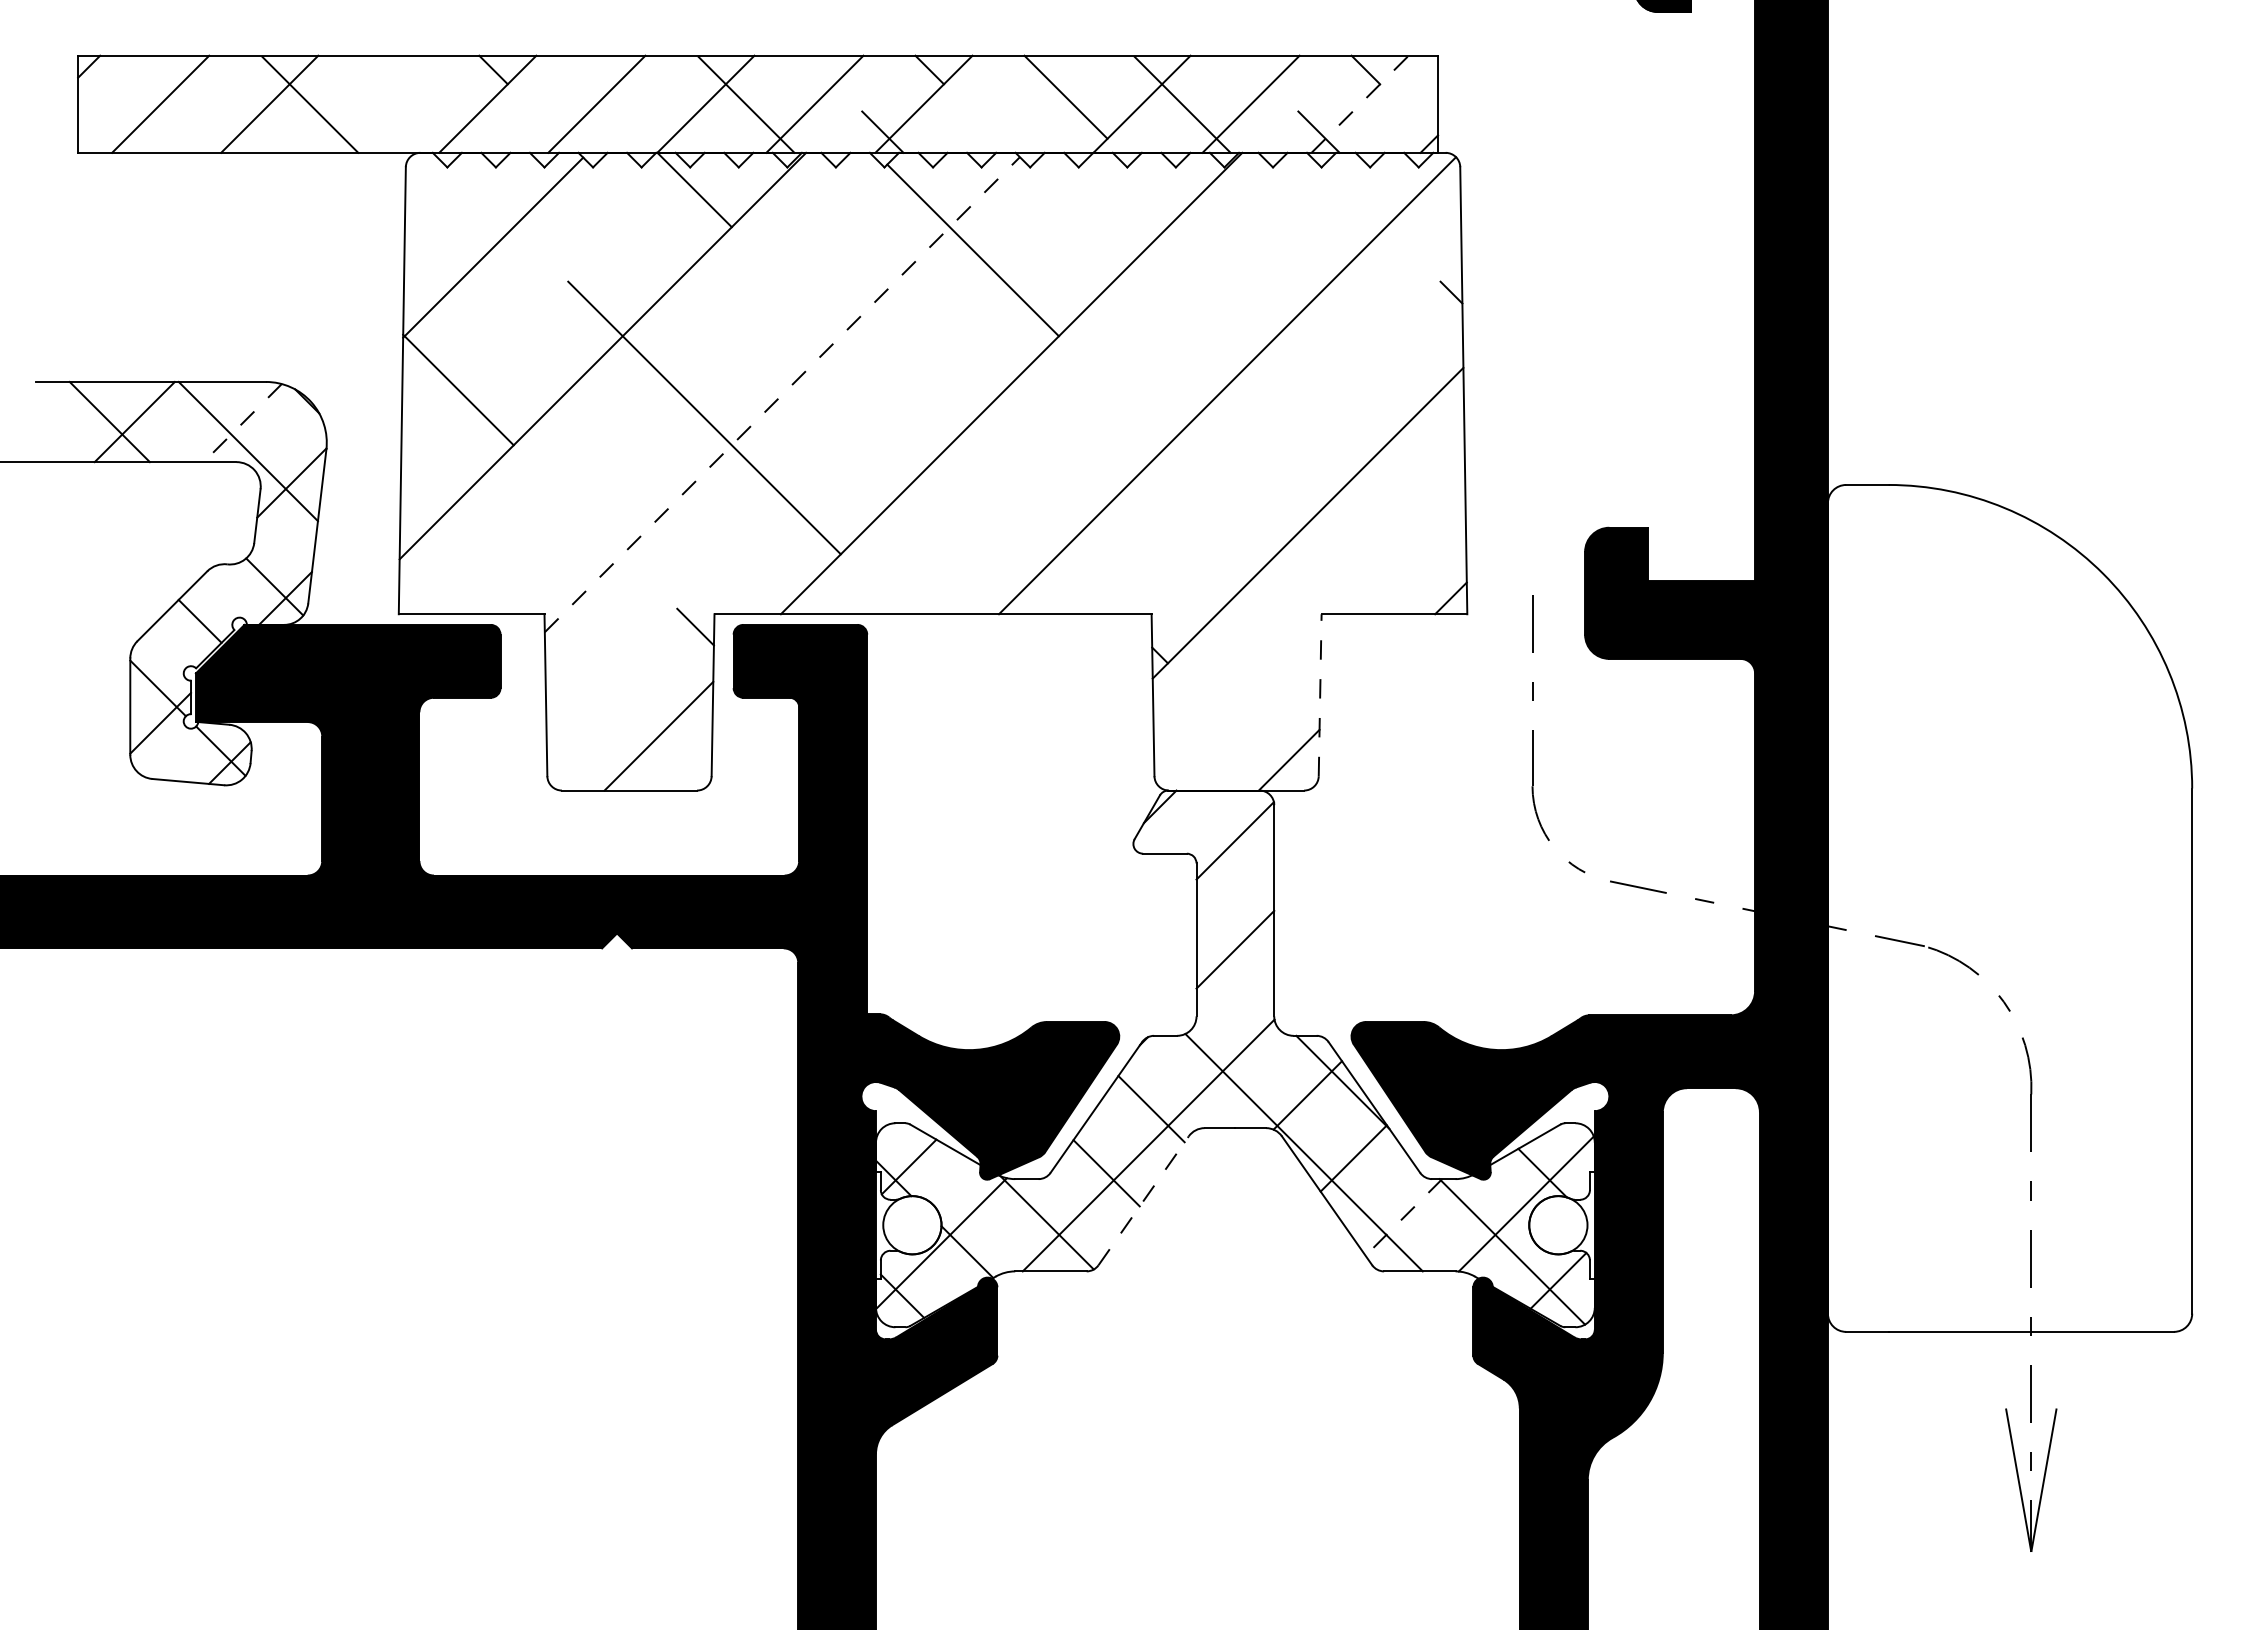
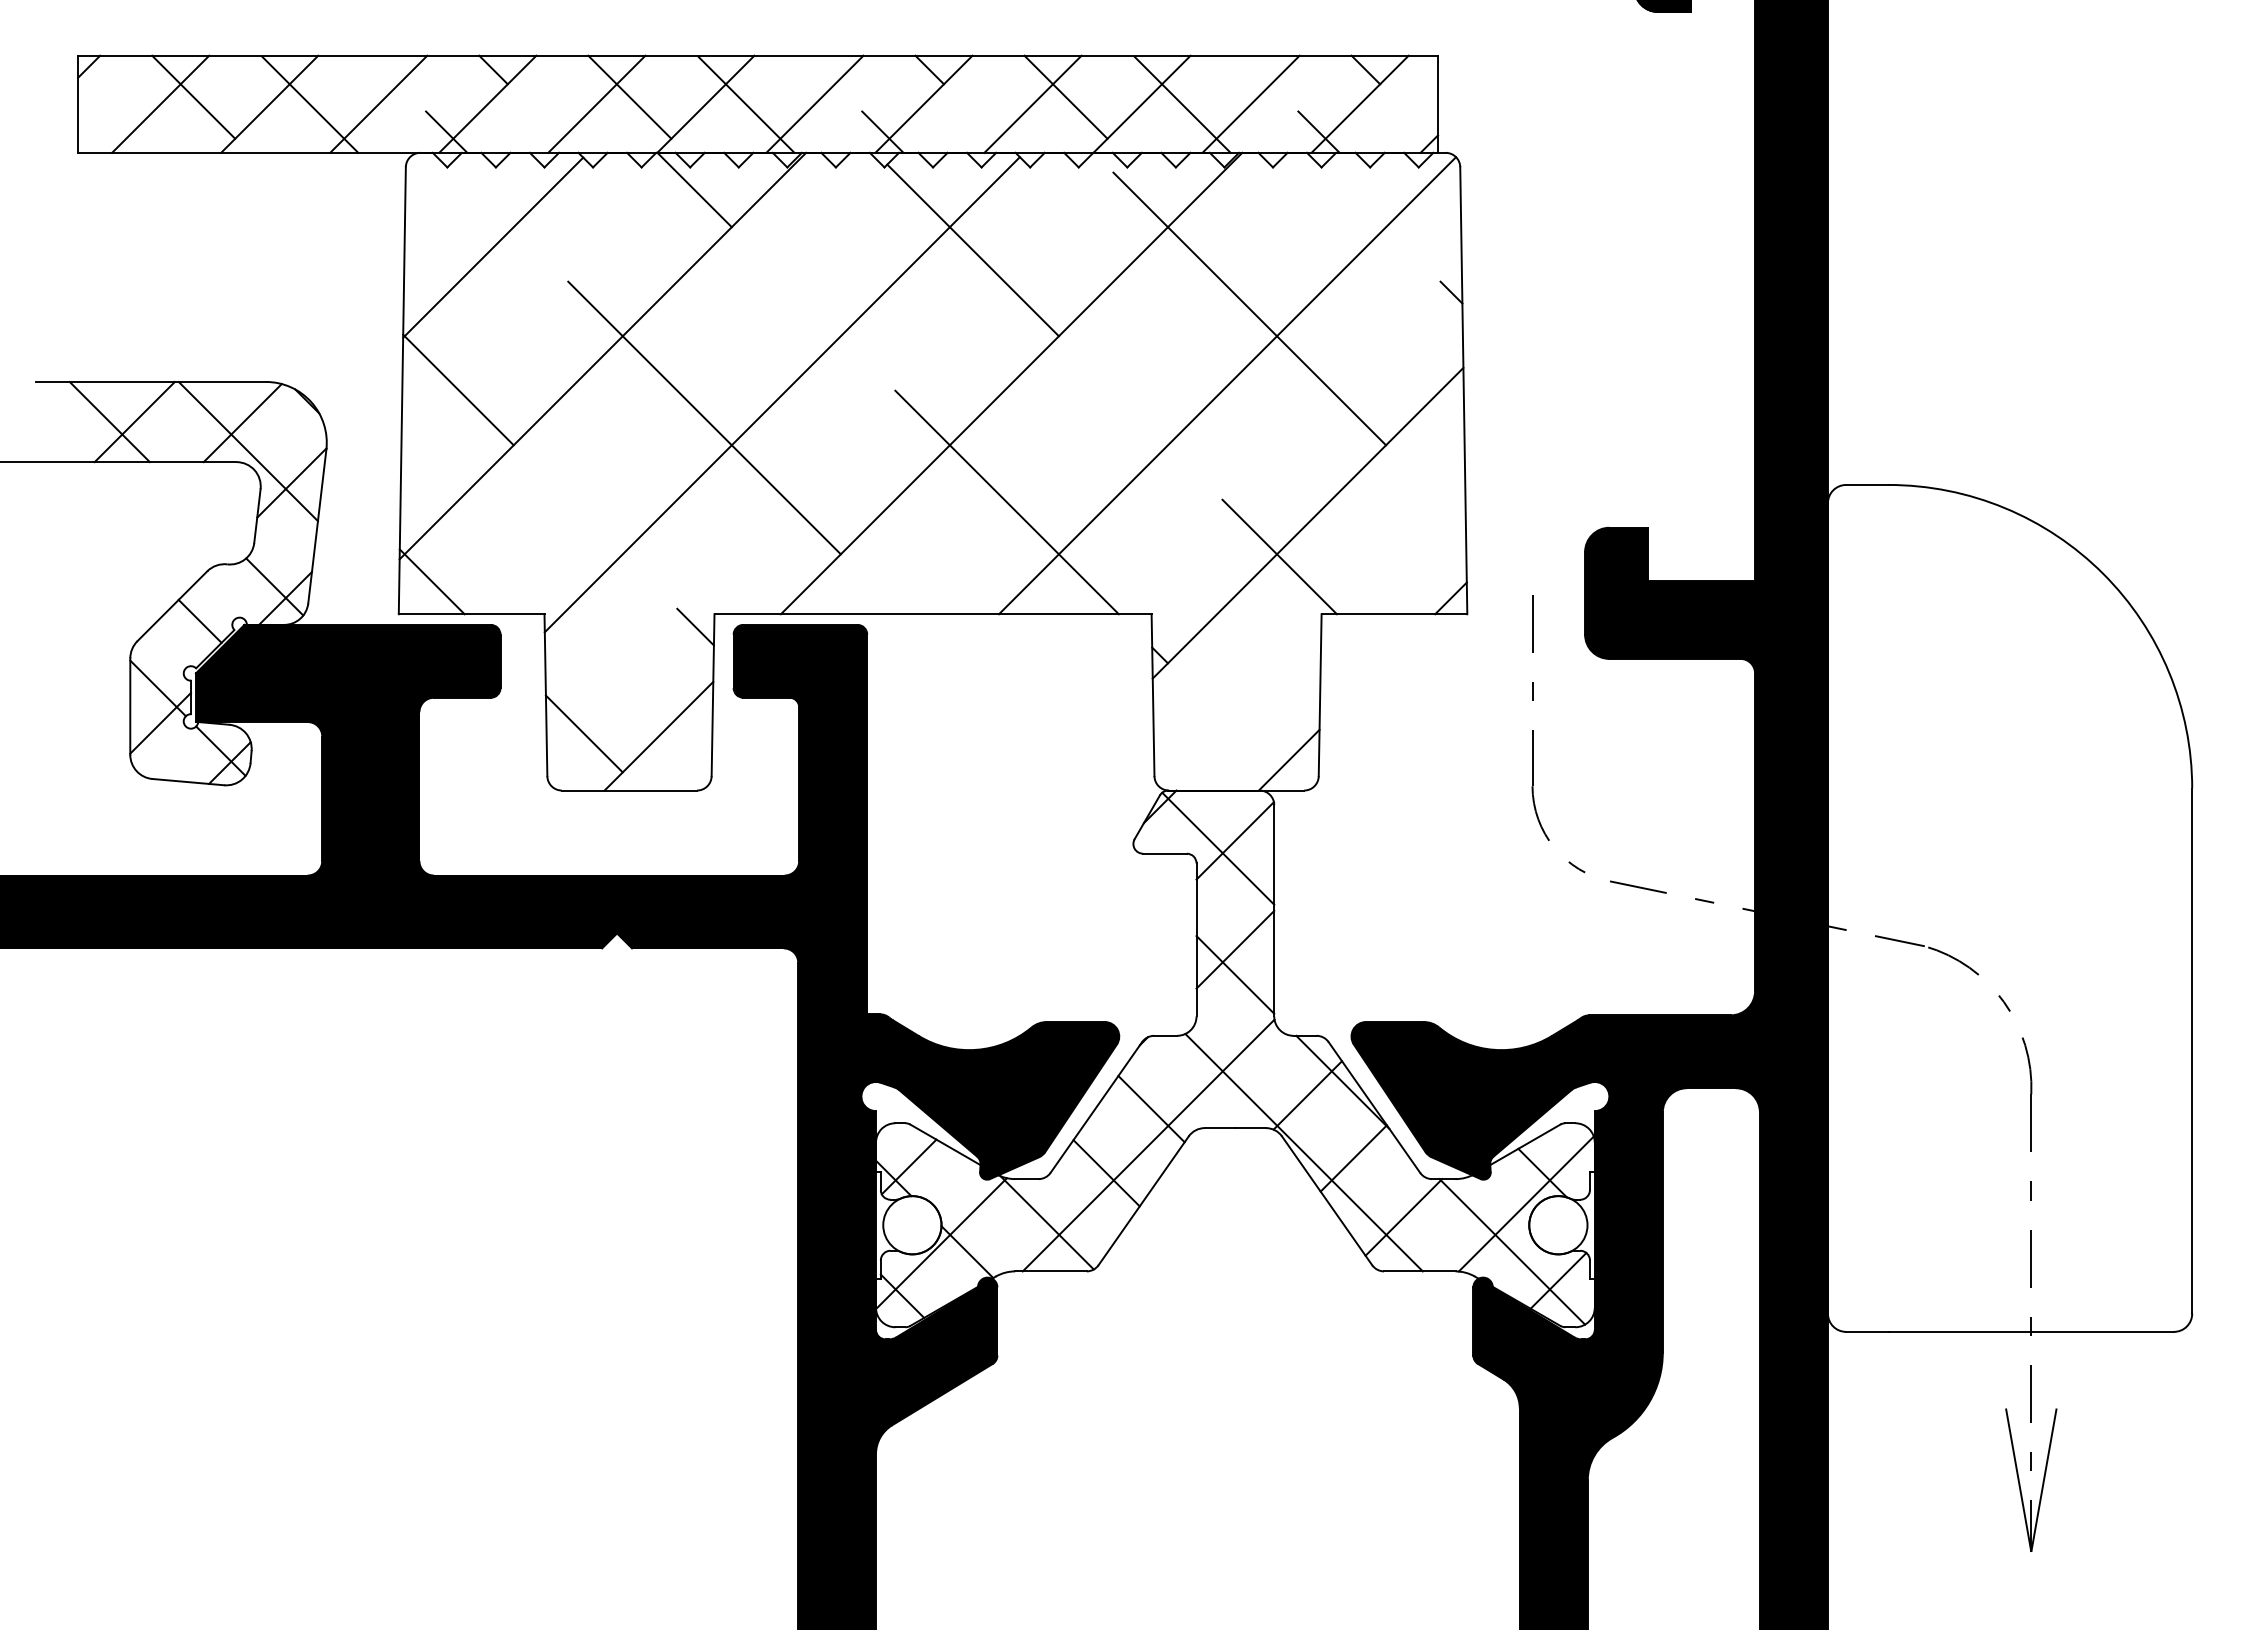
line: none -> present (193, 96)
line: none -> present (629, 96)
line: none -> present (378, 103)
line: none -> present (1032, 103)
line: dashed -> solid (1360, 104)
line: none -> present (446, 131)
line: none -> present (1249, 308)
line: dashed -> solid (782, 394)
line: dashed -> solid (242, 423)
line: none -> present (1006, 502)
line: none -> present (1279, 556)
line: none -> present (431, 581)
line: dashed -> solid (1320, 694)
line: none -> present (583, 733)
line: none -> present (1218, 848)
line: none -> present (1235, 974)
line: dashed -> solid (1143, 1200)
line: dashed -> solid (1403, 1217)
